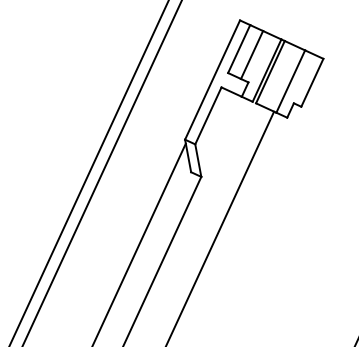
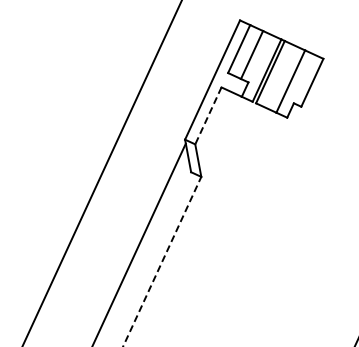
line: solid -> dashed (208, 116)
line: present -> none (88, 172)
line: present -> none (220, 227)
line: solid -> dashed (162, 261)
